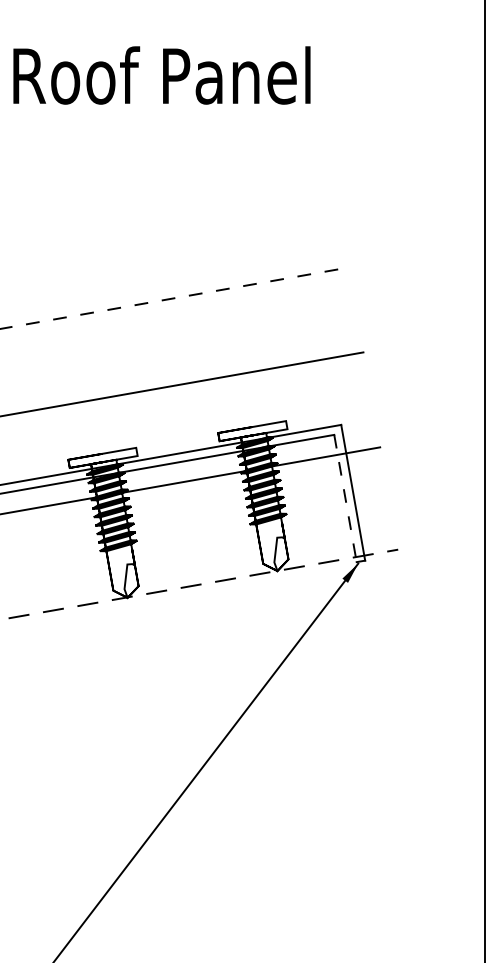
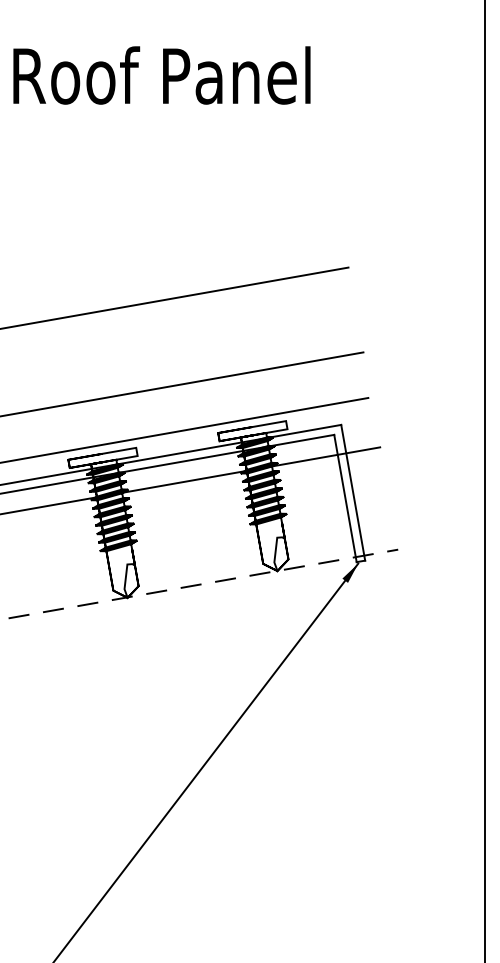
line: dashed -> solid (174, 298)
line: none -> present (185, 429)
line: dashed -> solid (345, 498)
